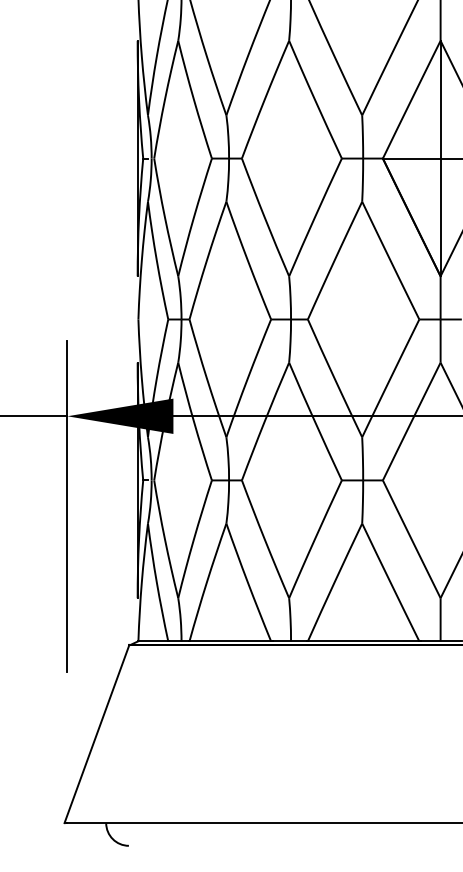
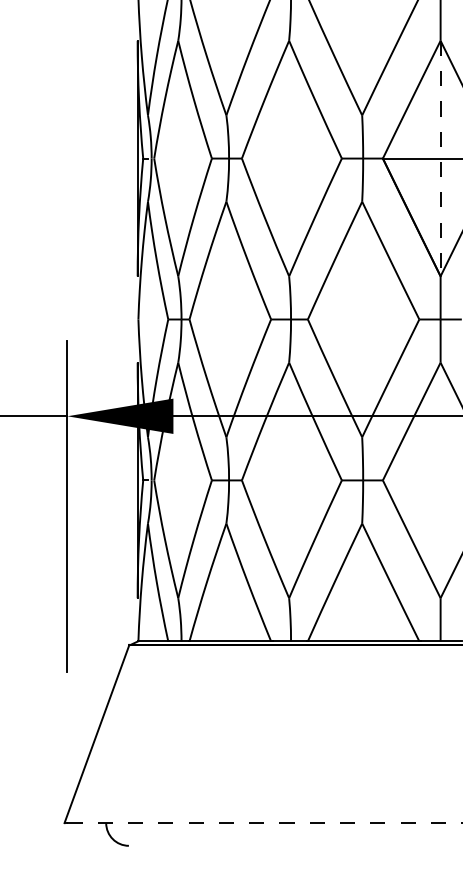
line: solid -> dashed (440, 158)
line: solid -> dashed (265, 823)
